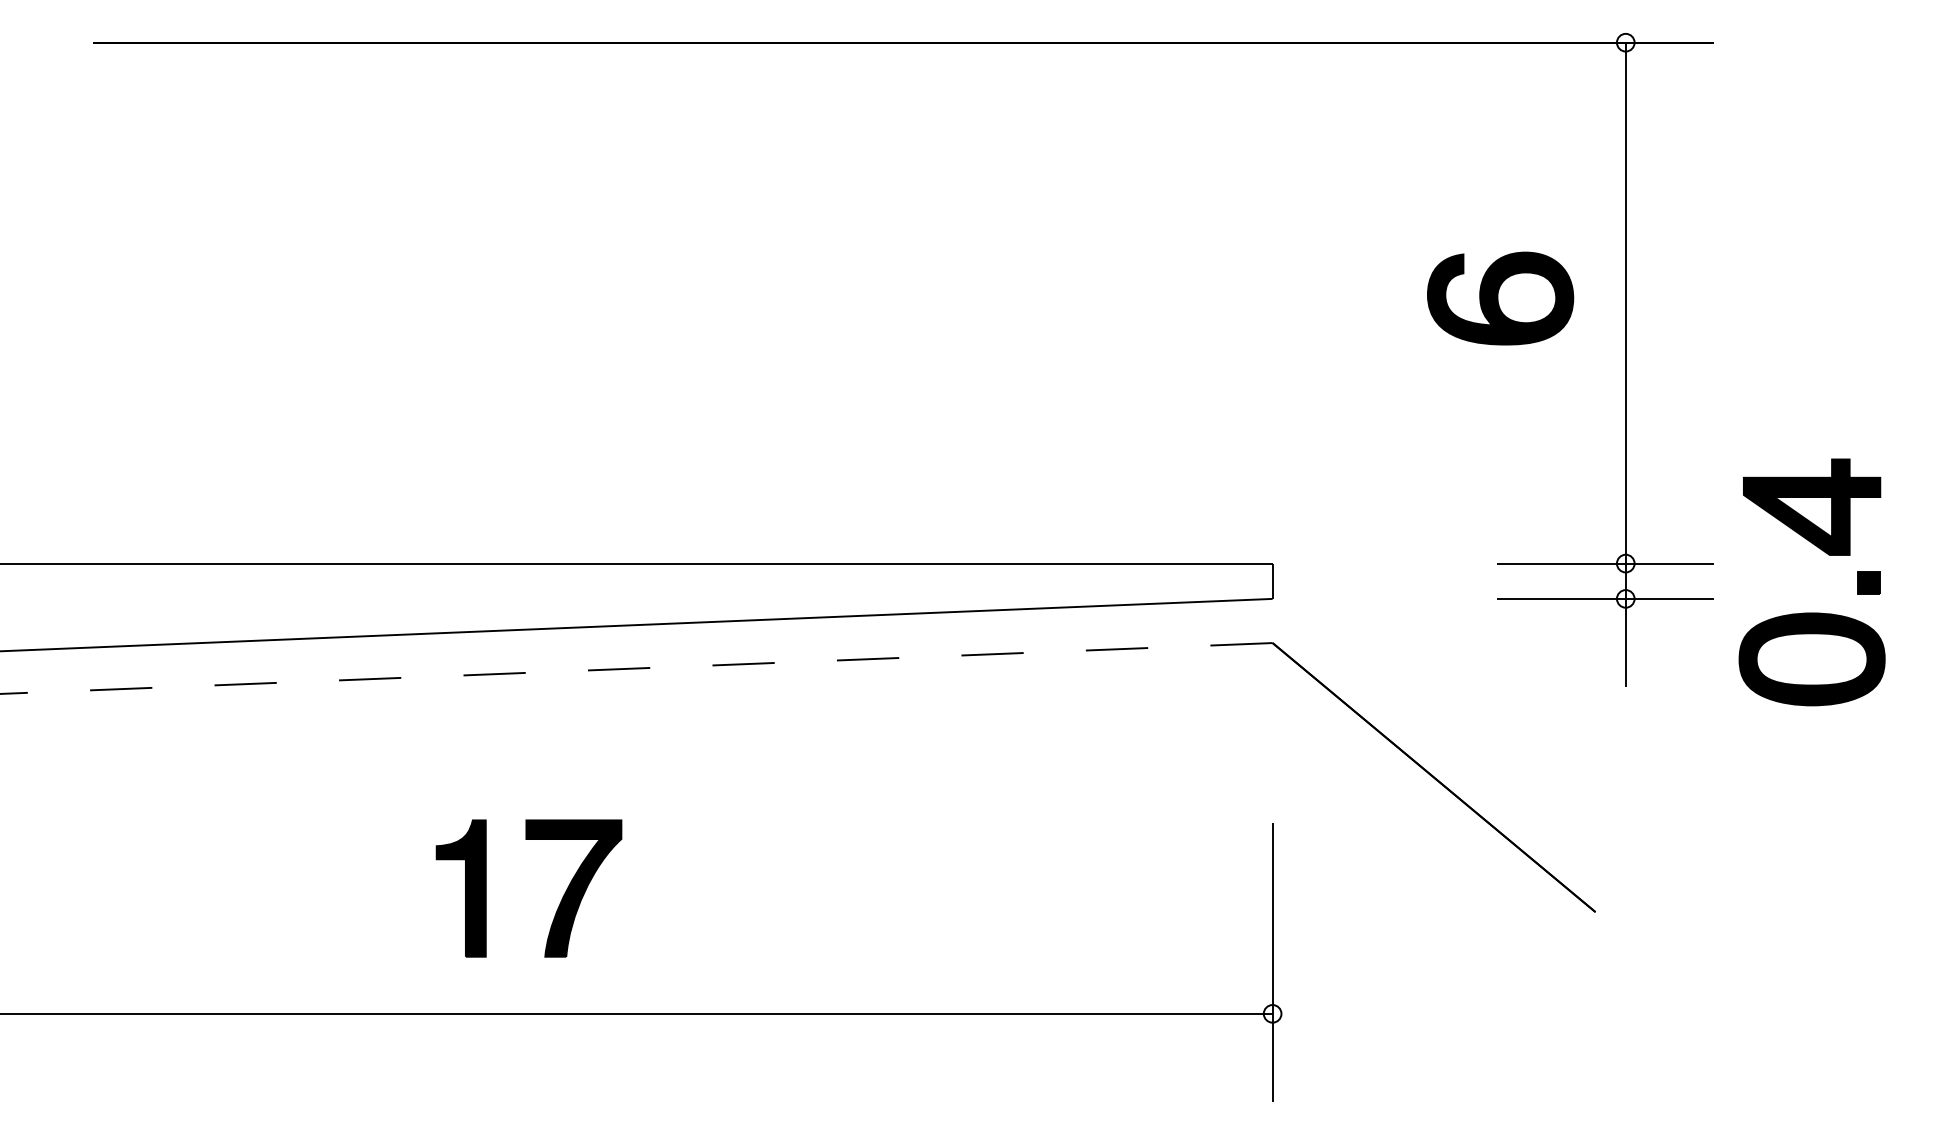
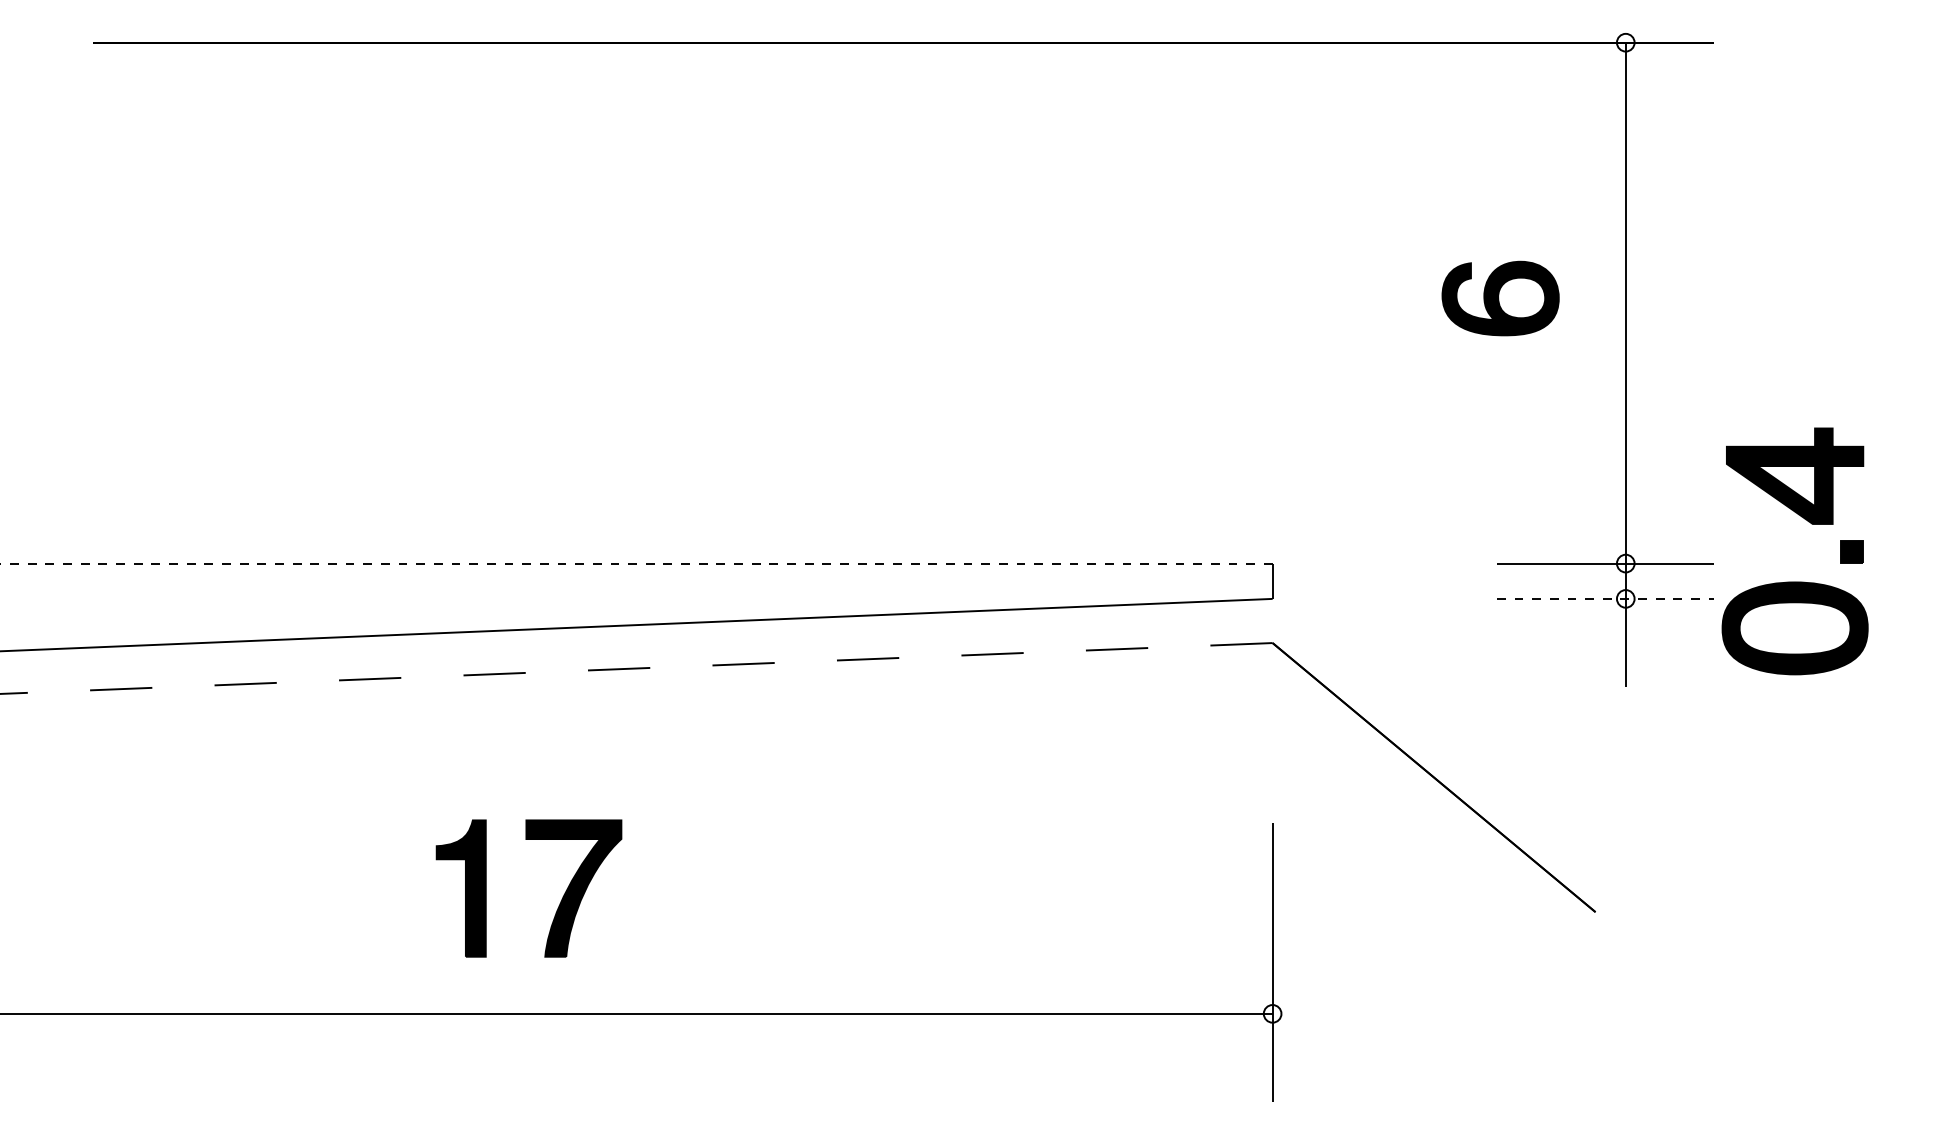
part size: 148x95 px -> 119x77 px (1500, 298)
line: solid -> dashed (636, 563)
line: solid -> dashed (1605, 598)
part position: (1811, 612) -> (1794, 581) (1794, 581)
